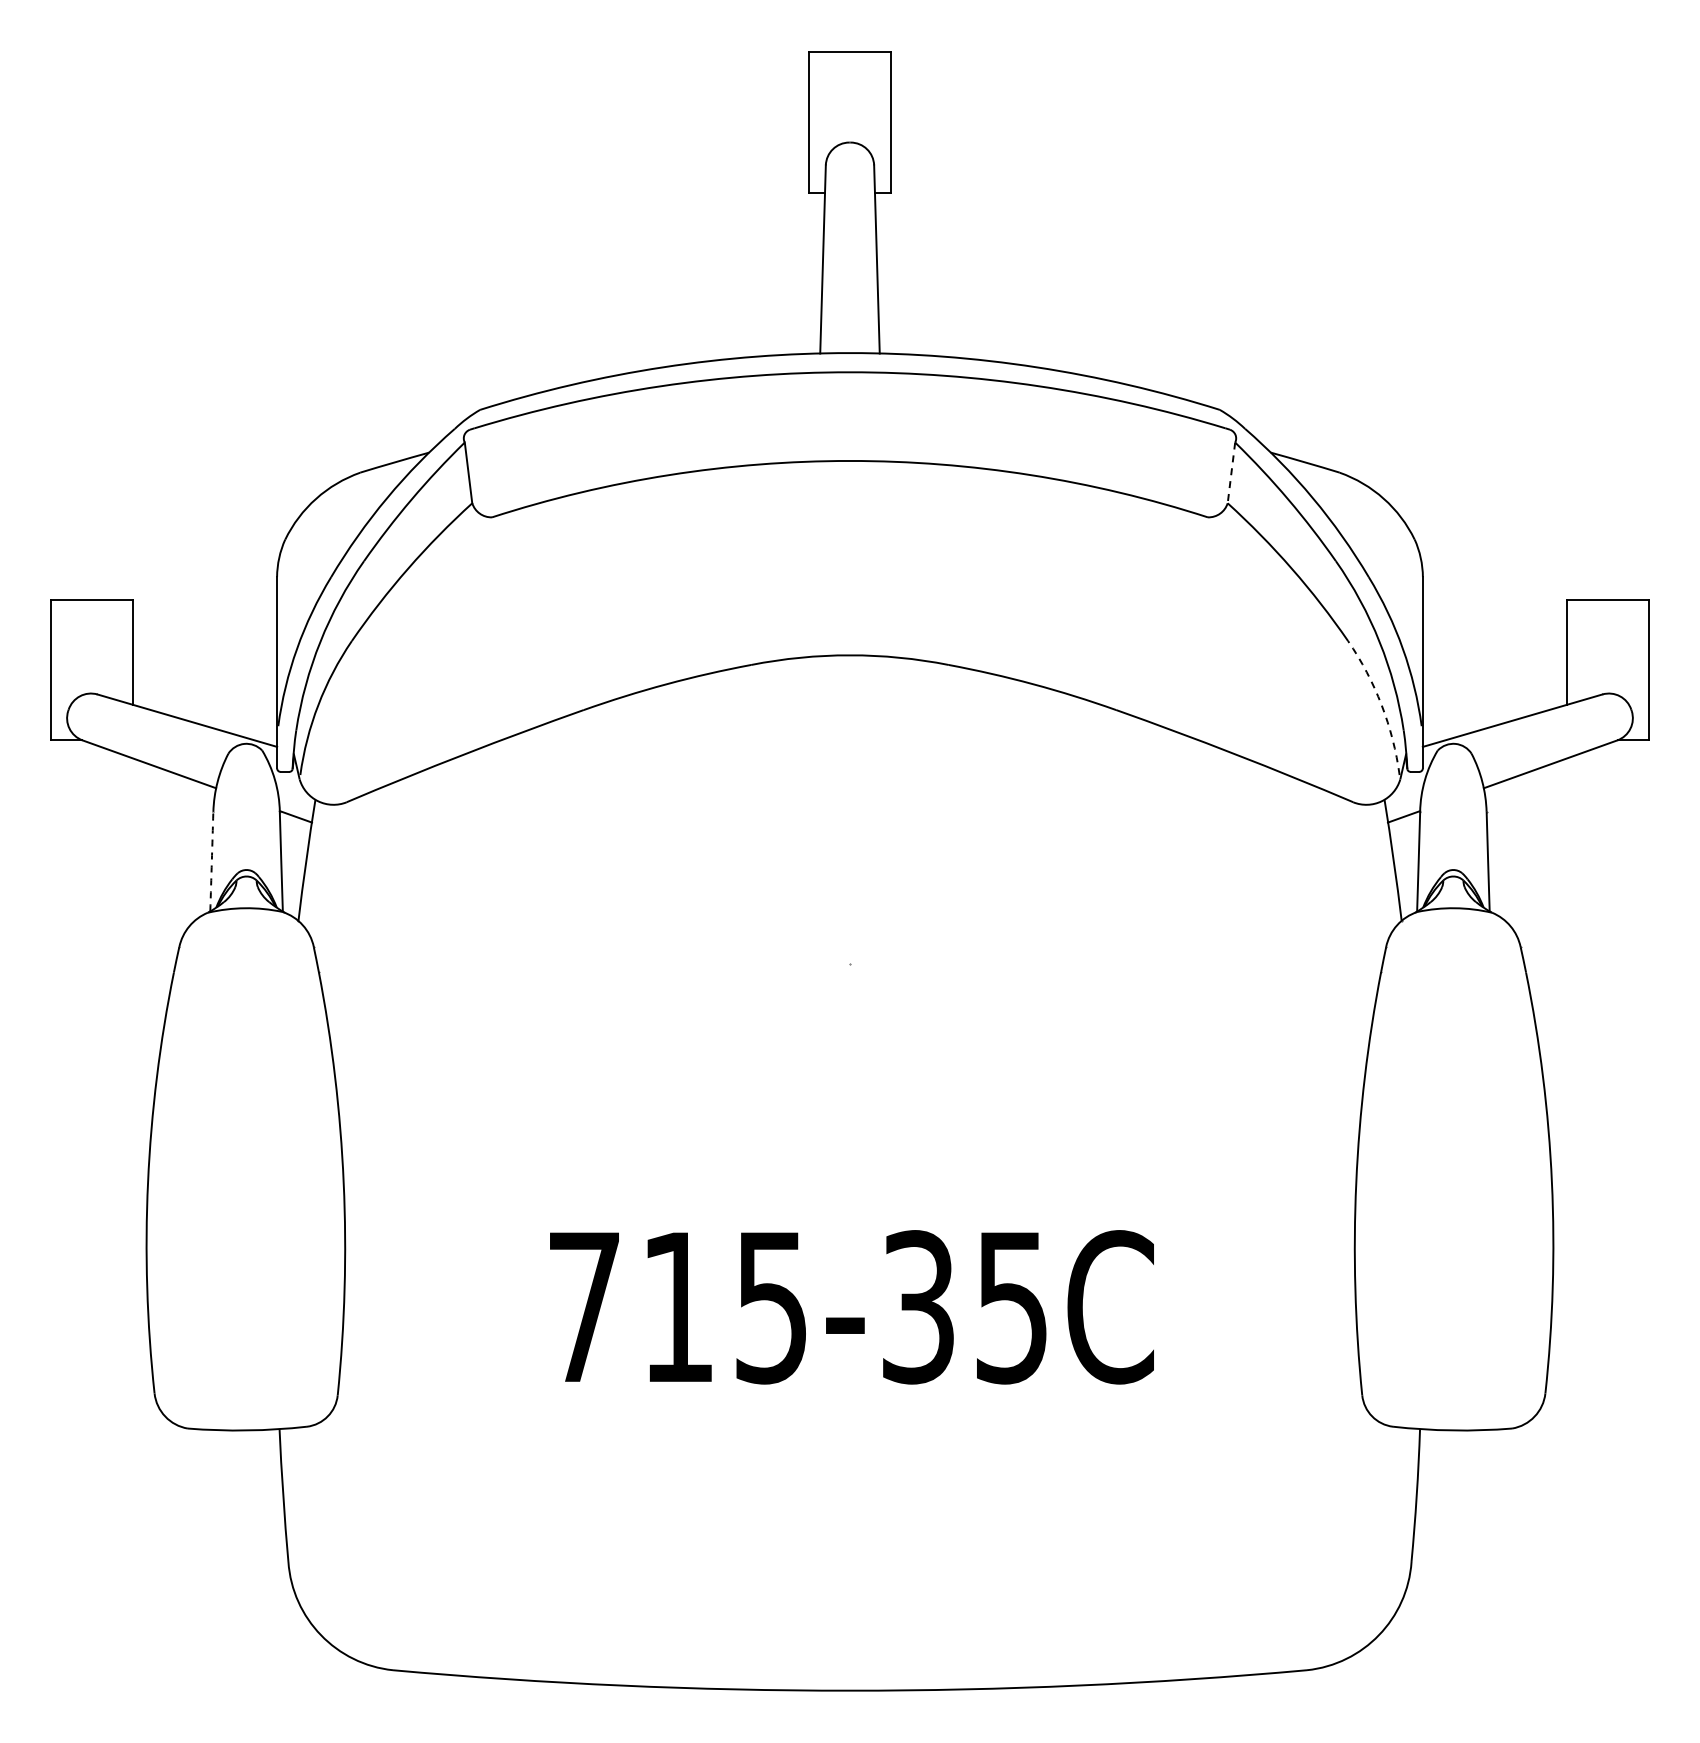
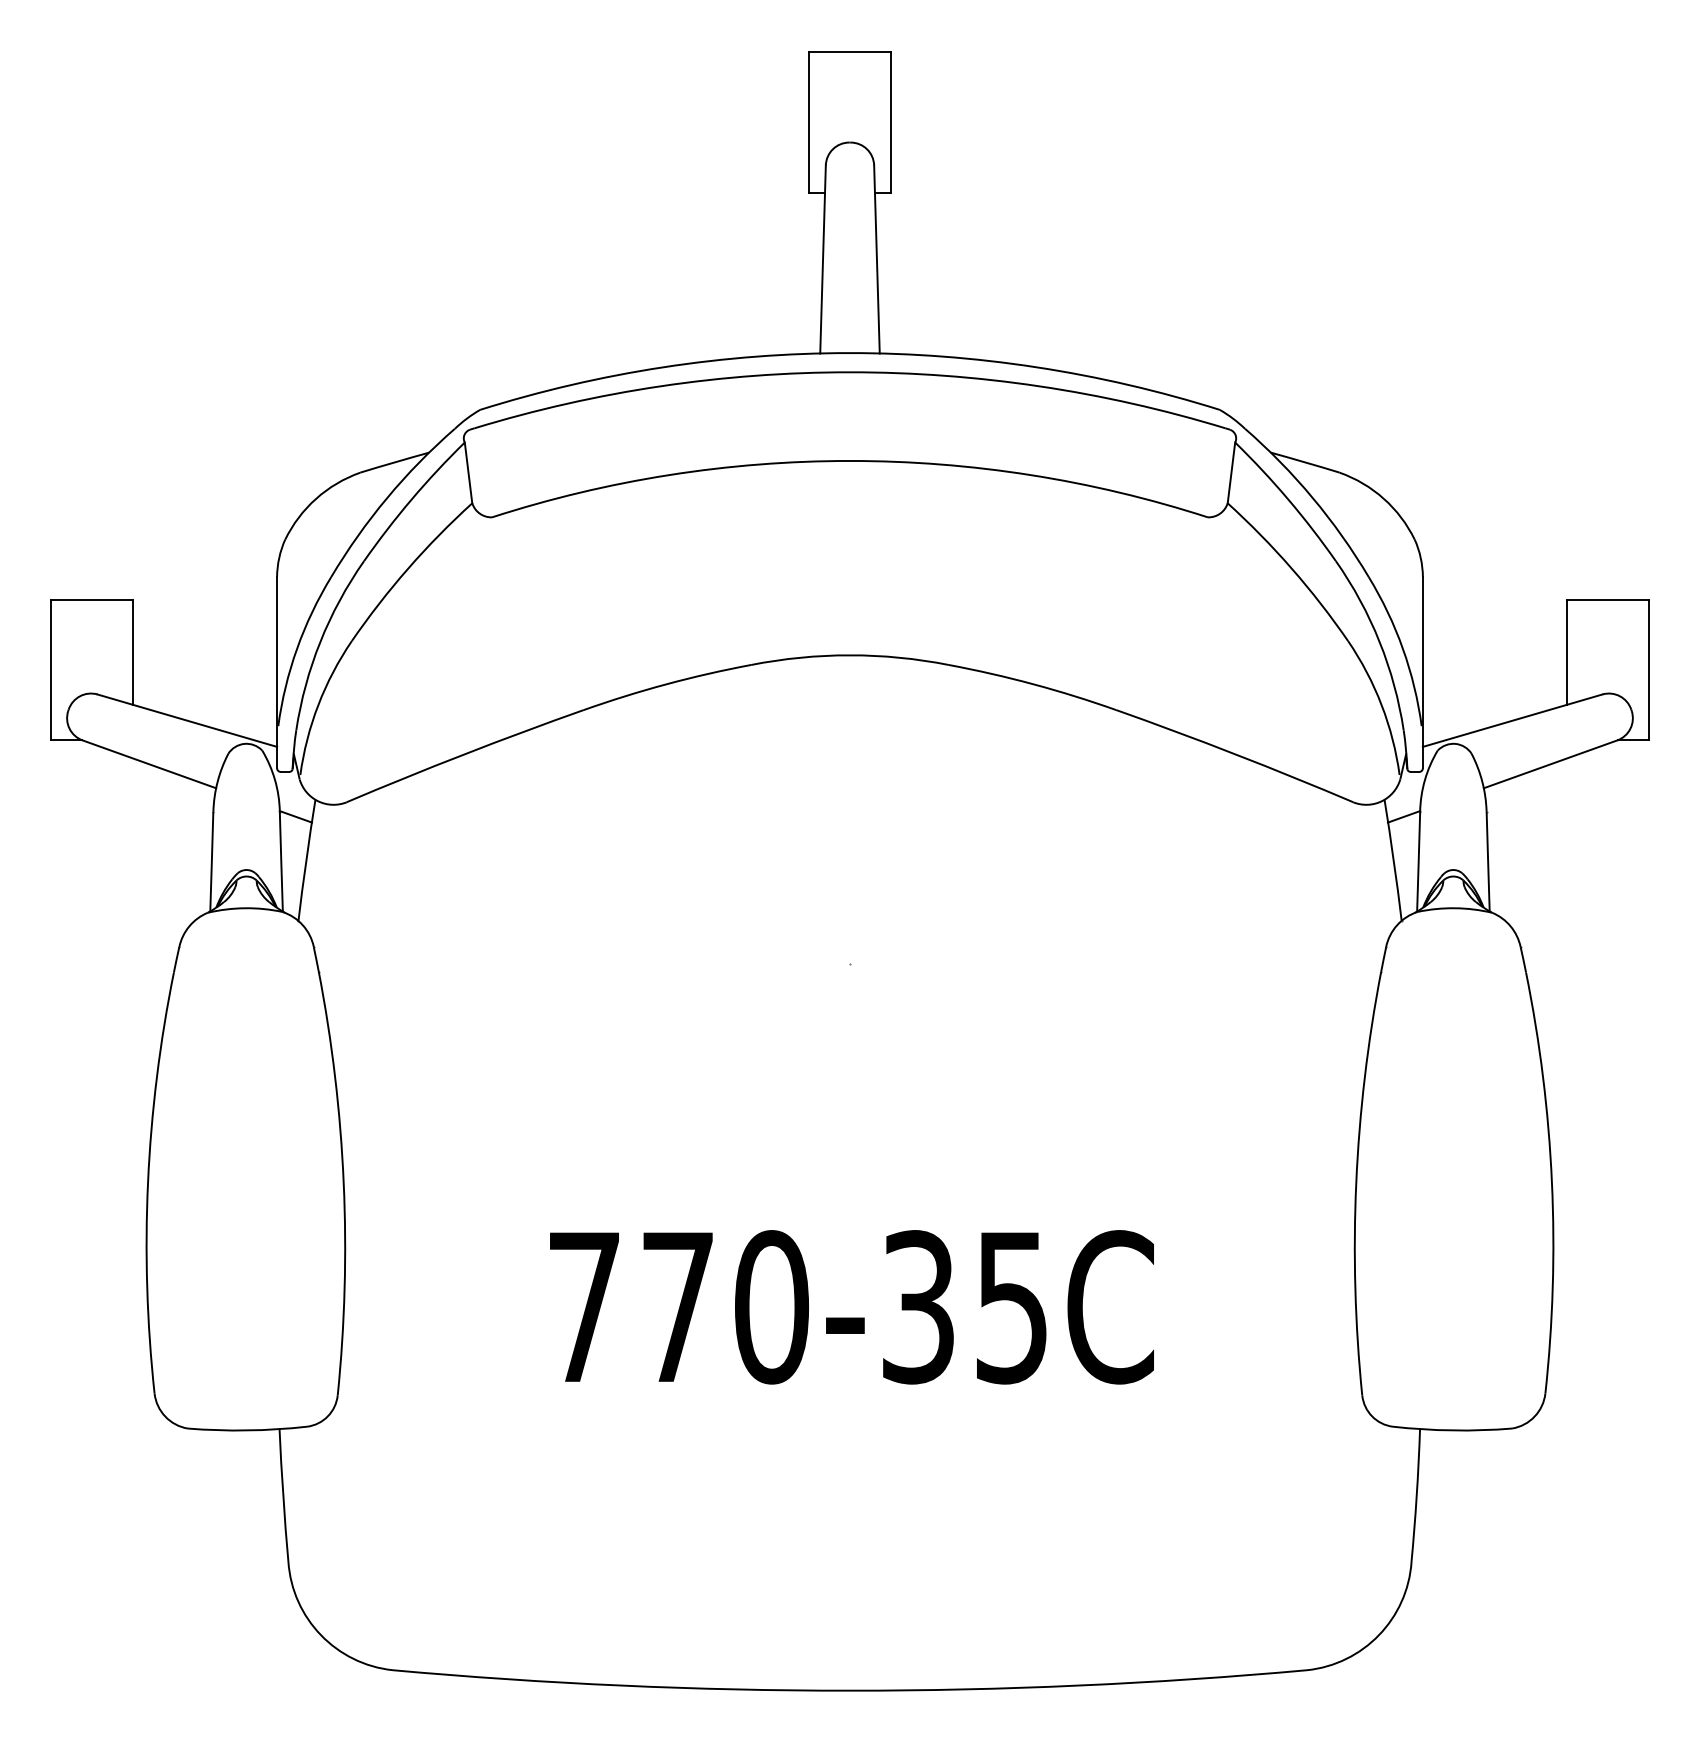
line: dashed -> solid (1231, 472)
arc: dashed -> solid (1381, 705)
arc: dashed -> solid (211, 861)
text: 715-35C -> 770-35C (725, 1307)
